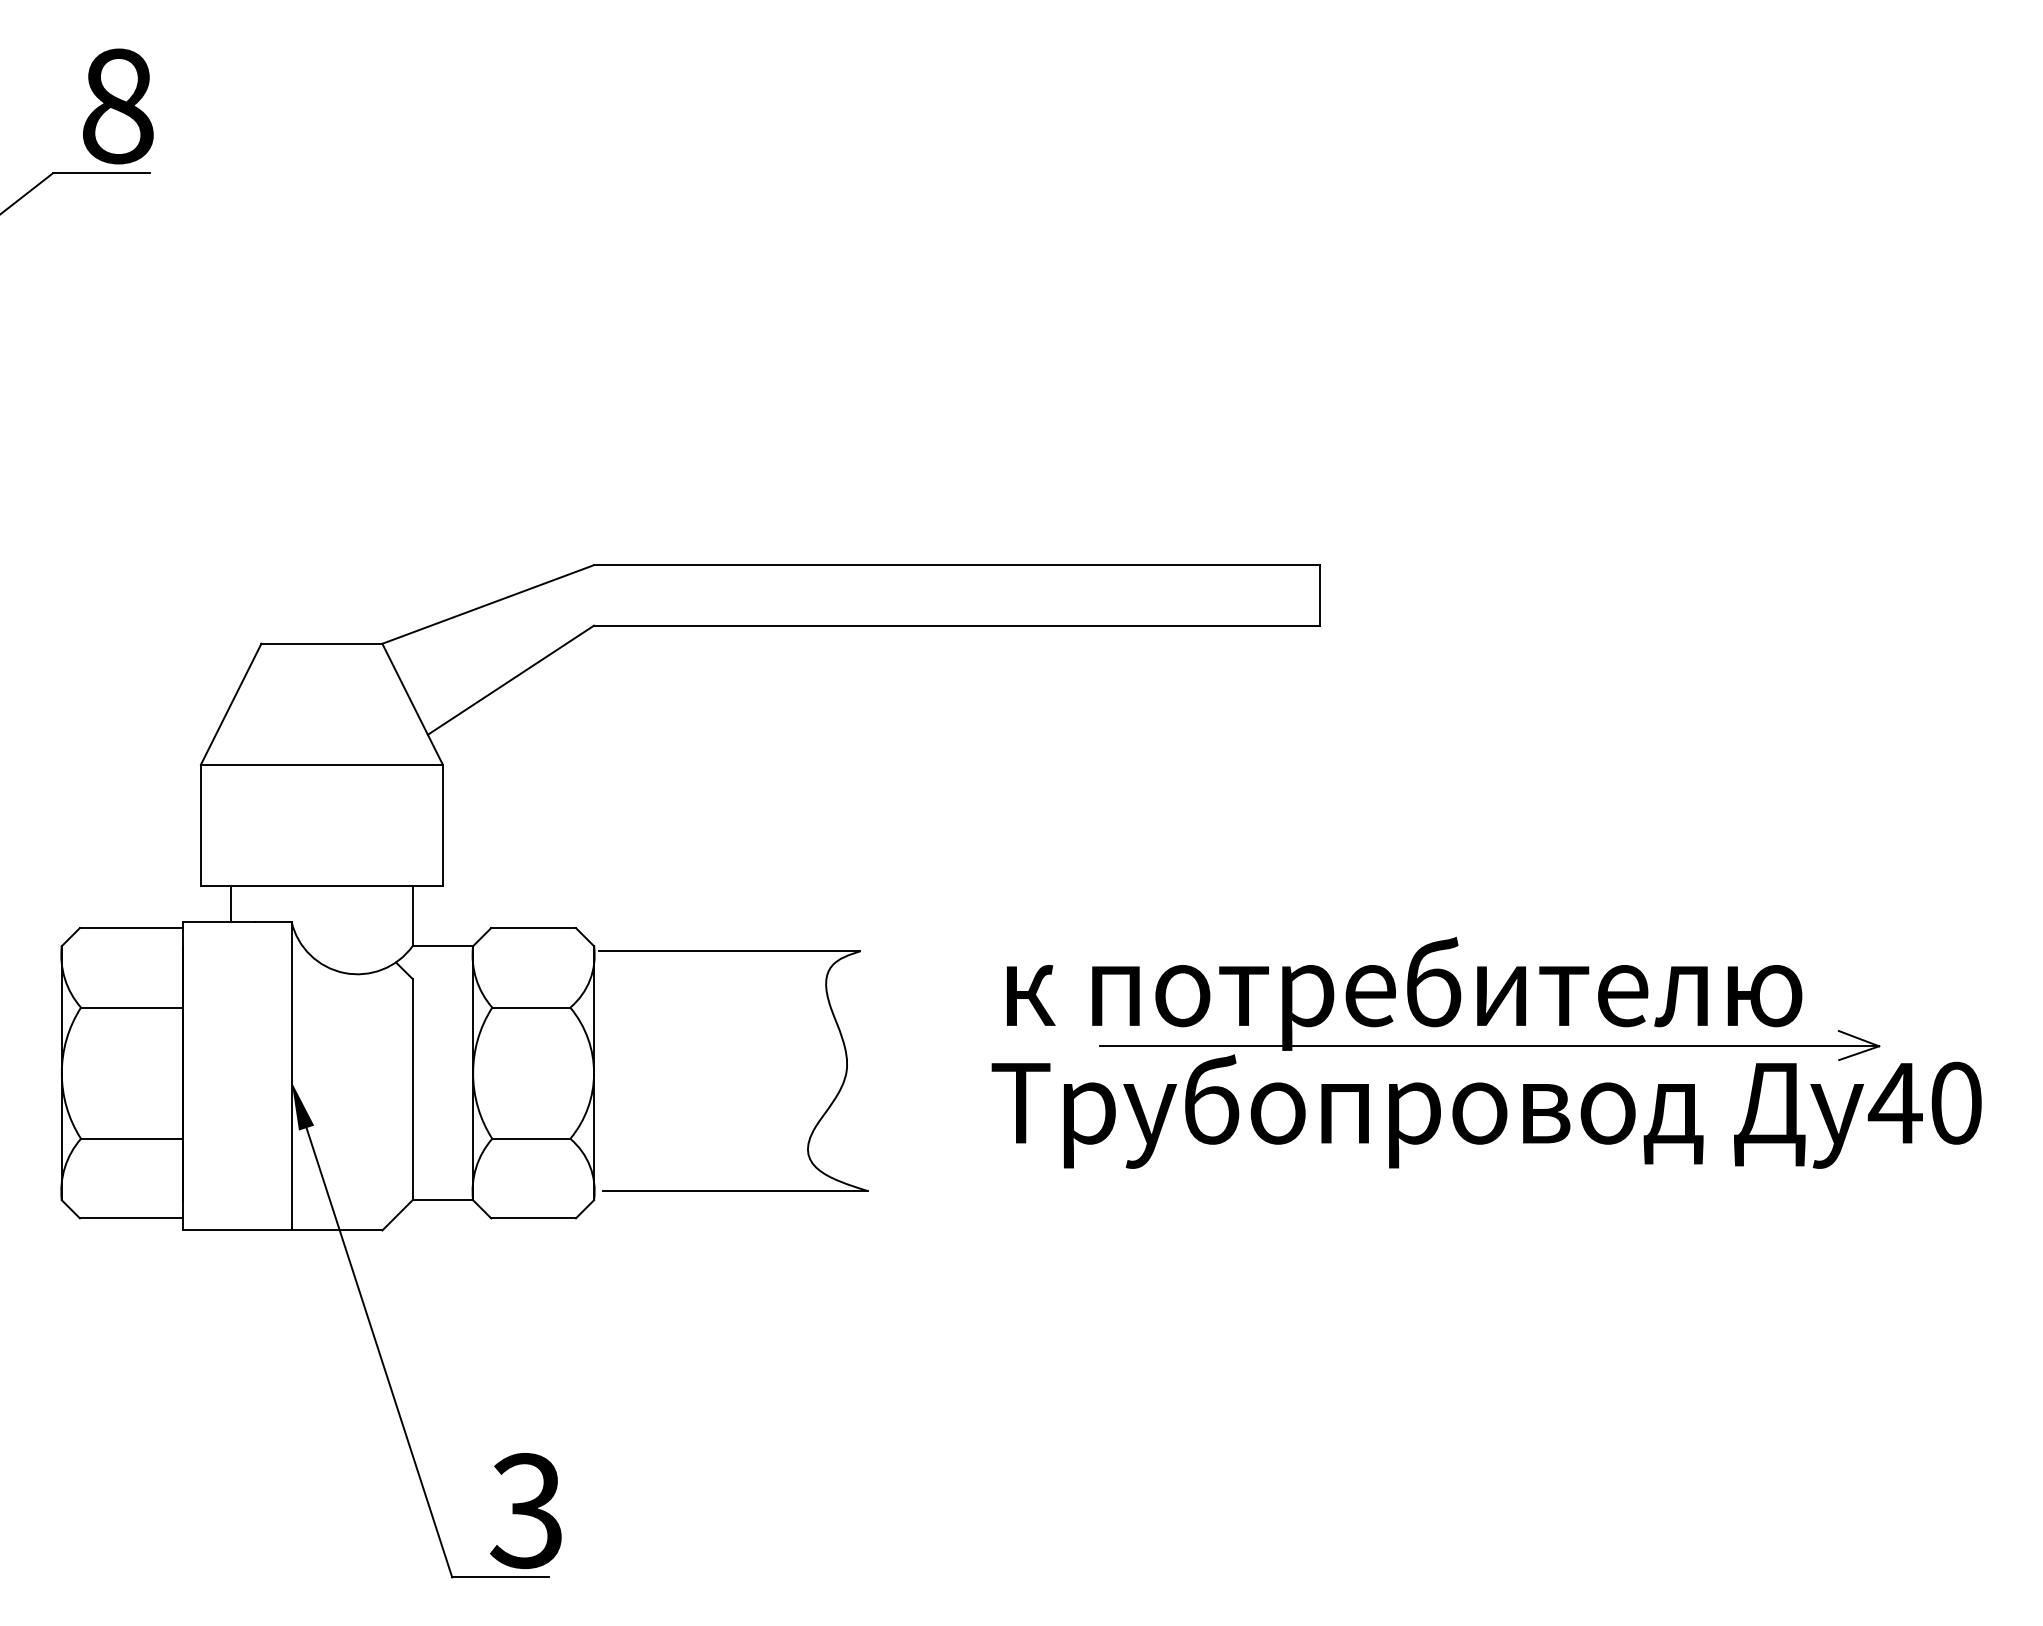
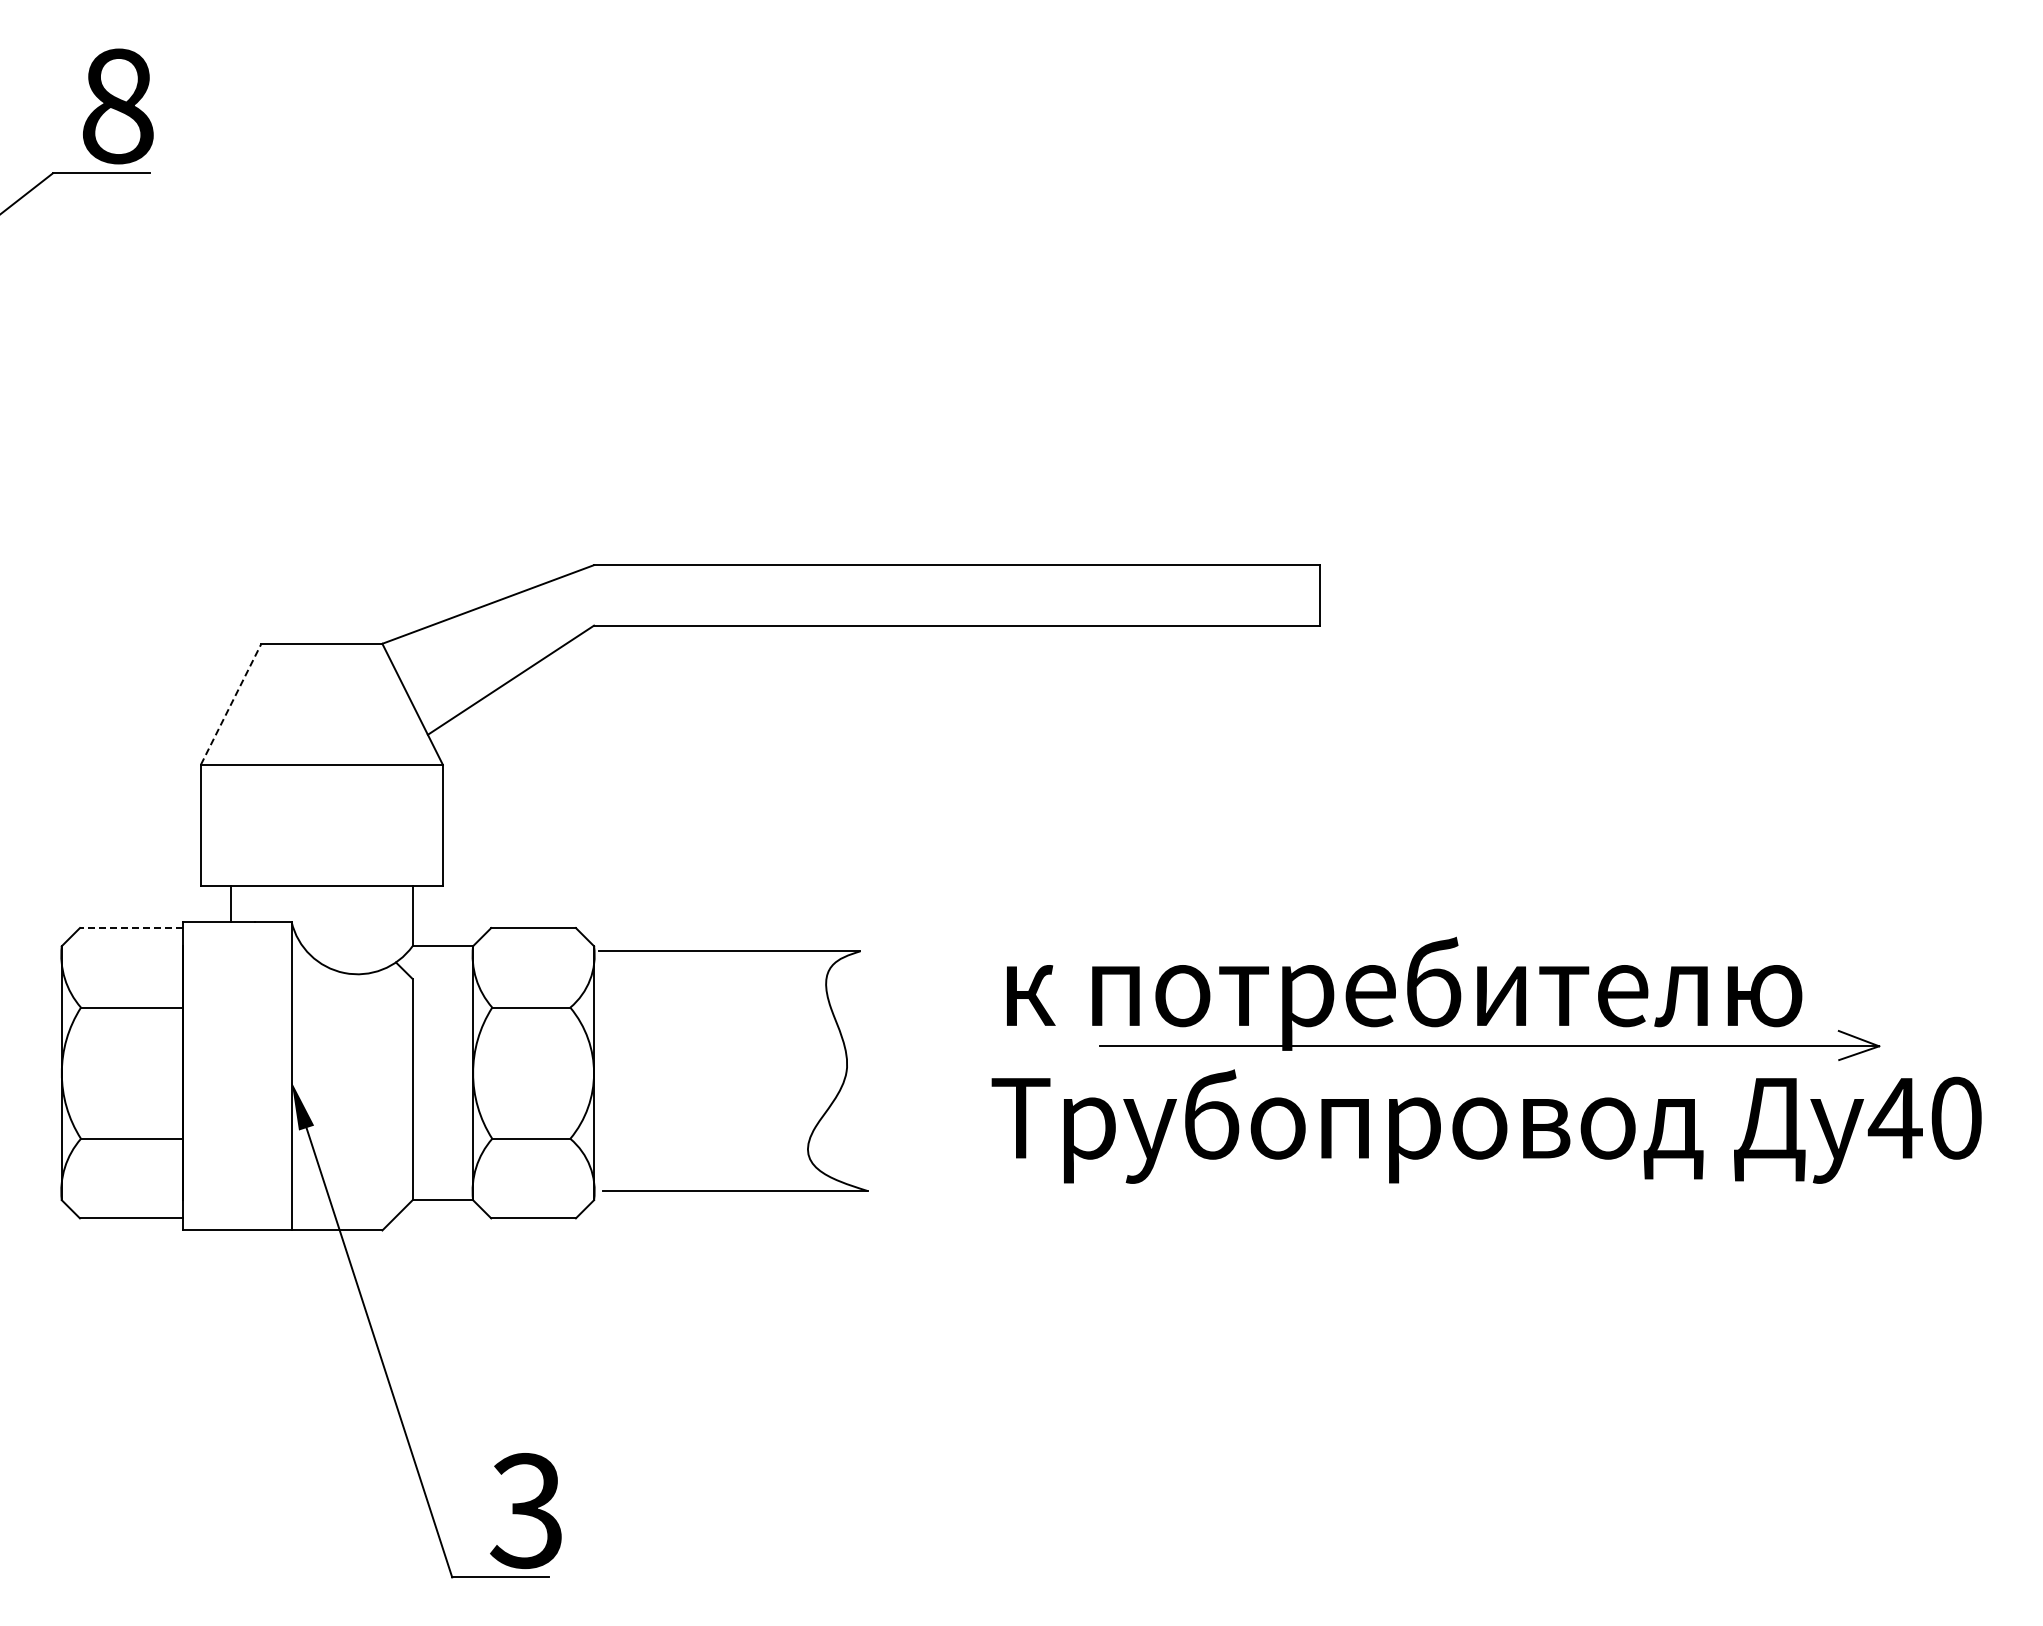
line: solid -> dashed (231, 704)
line: solid -> dashed (130, 928)
text position: (1486, 1111) -> (1486, 1126) (1486, 1126)
